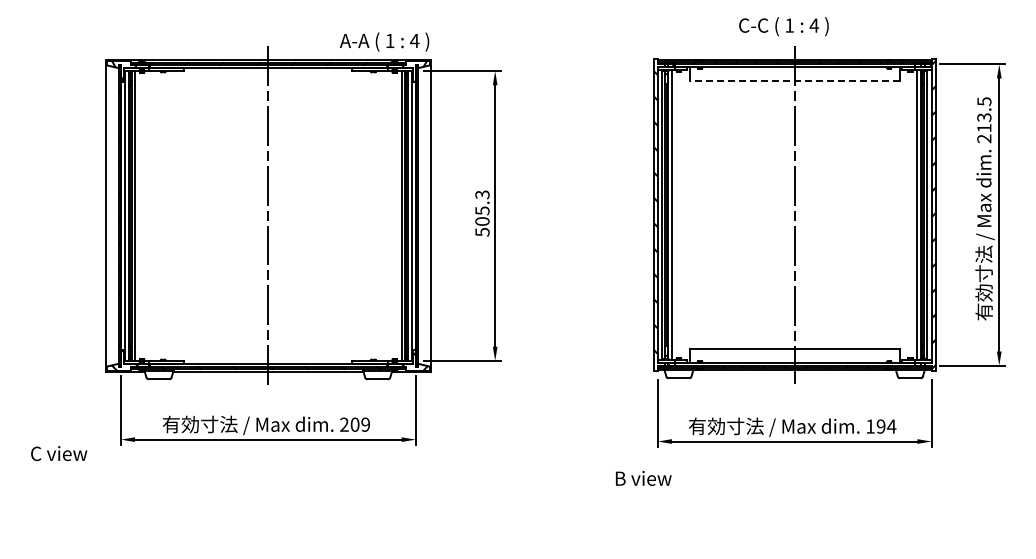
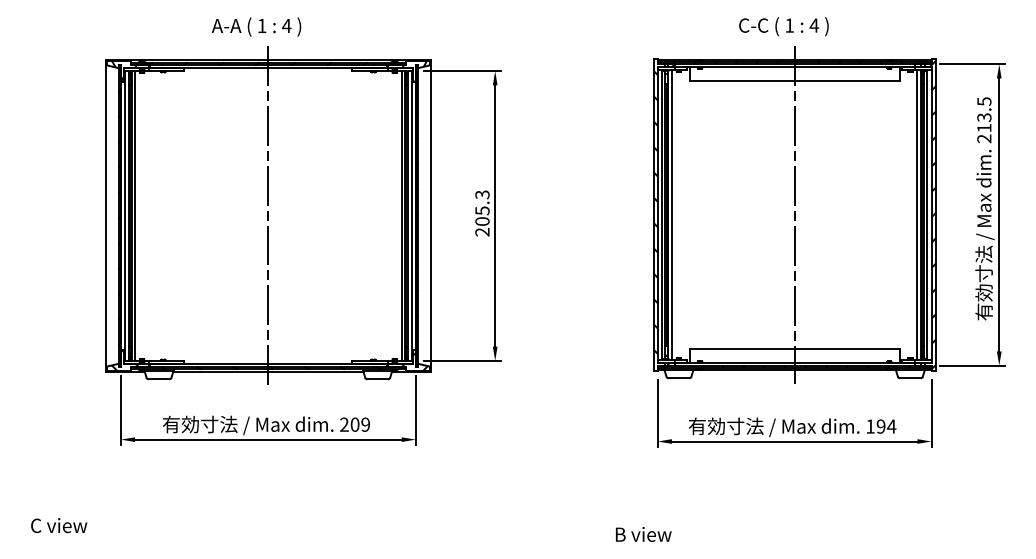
text position: (384, 41) -> (256, 26) (256, 26)
line: dashed -> solid (794, 81)
text: 505.3 -> 205.3 (482, 231)
text position: (59, 453) -> (59, 525) (59, 525)
text position: (643, 478) -> (643, 534) (643, 534)
